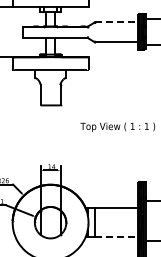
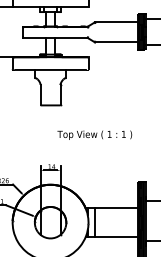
line: dashed -> solid (116, 22)
text position: (117, 126) -> (94, 134) (94, 134)
line: dashed -> solid (117, 237)
